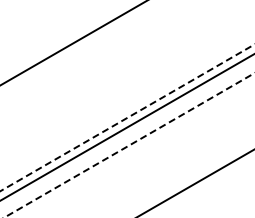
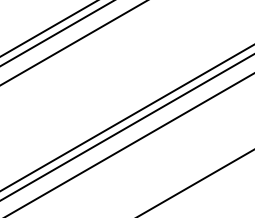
line: none -> present (48, 28)
line: none -> present (56, 33)
line: dashed -> solid (127, 117)
line: dashed -> solid (129, 145)
